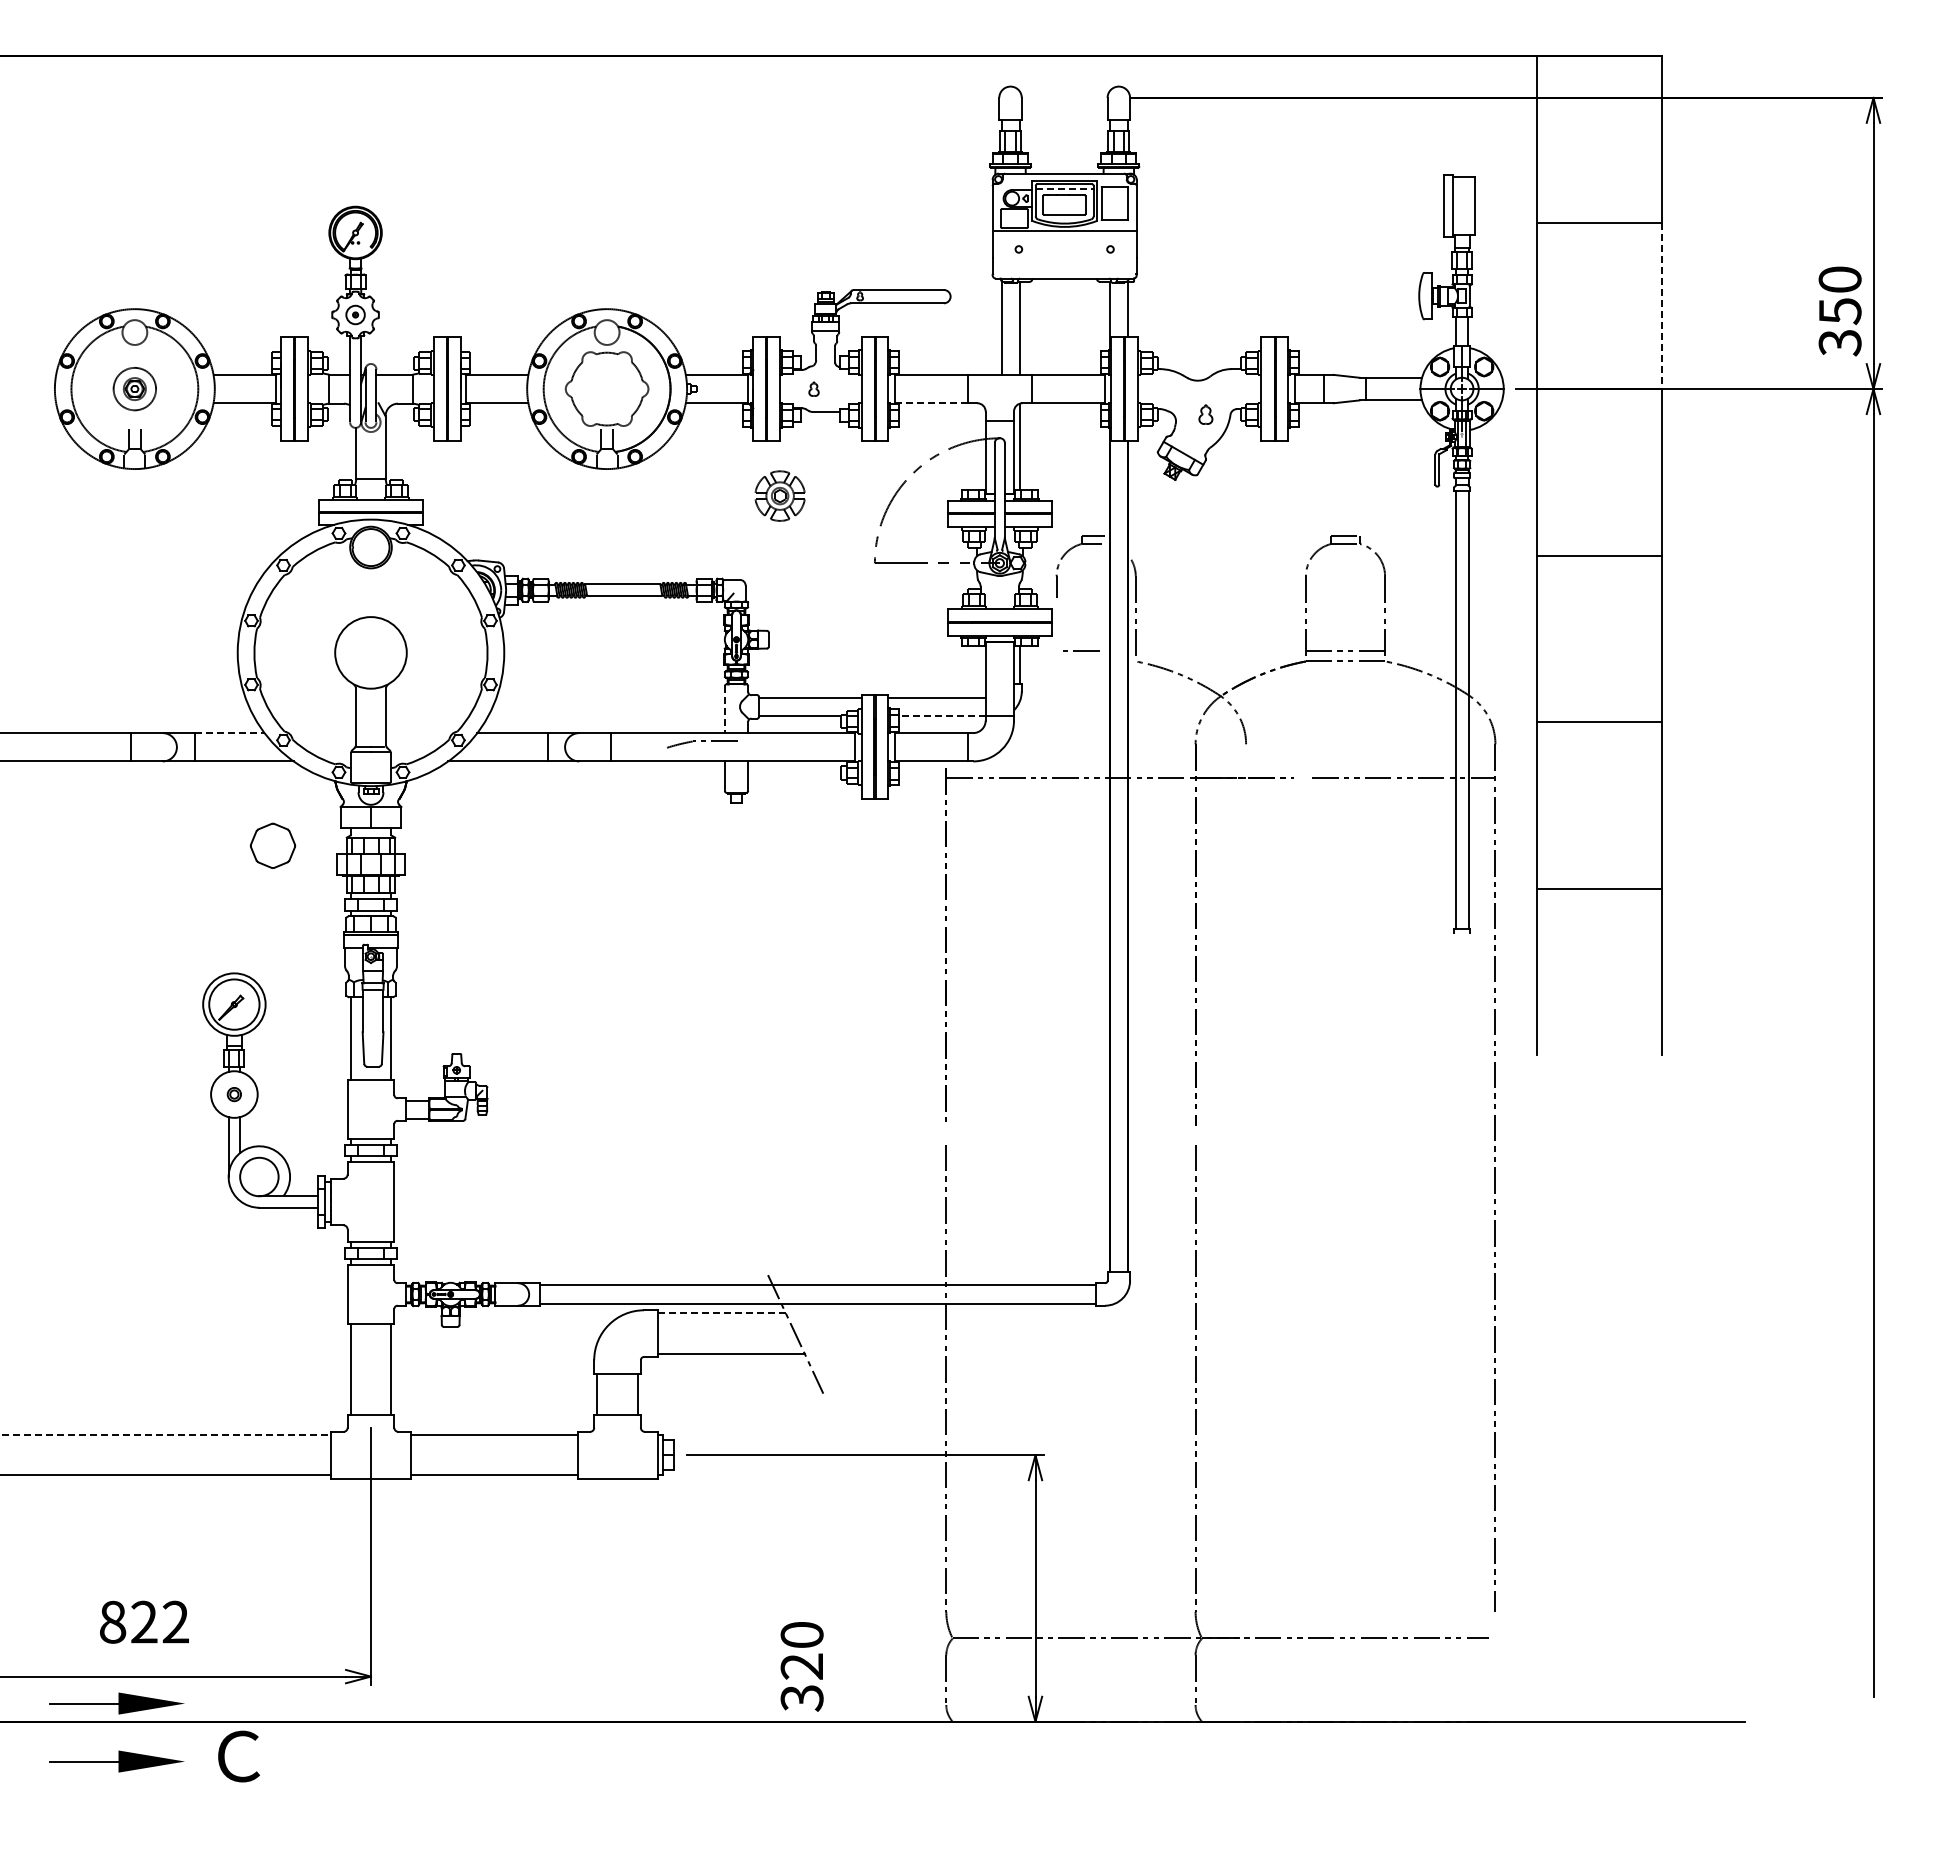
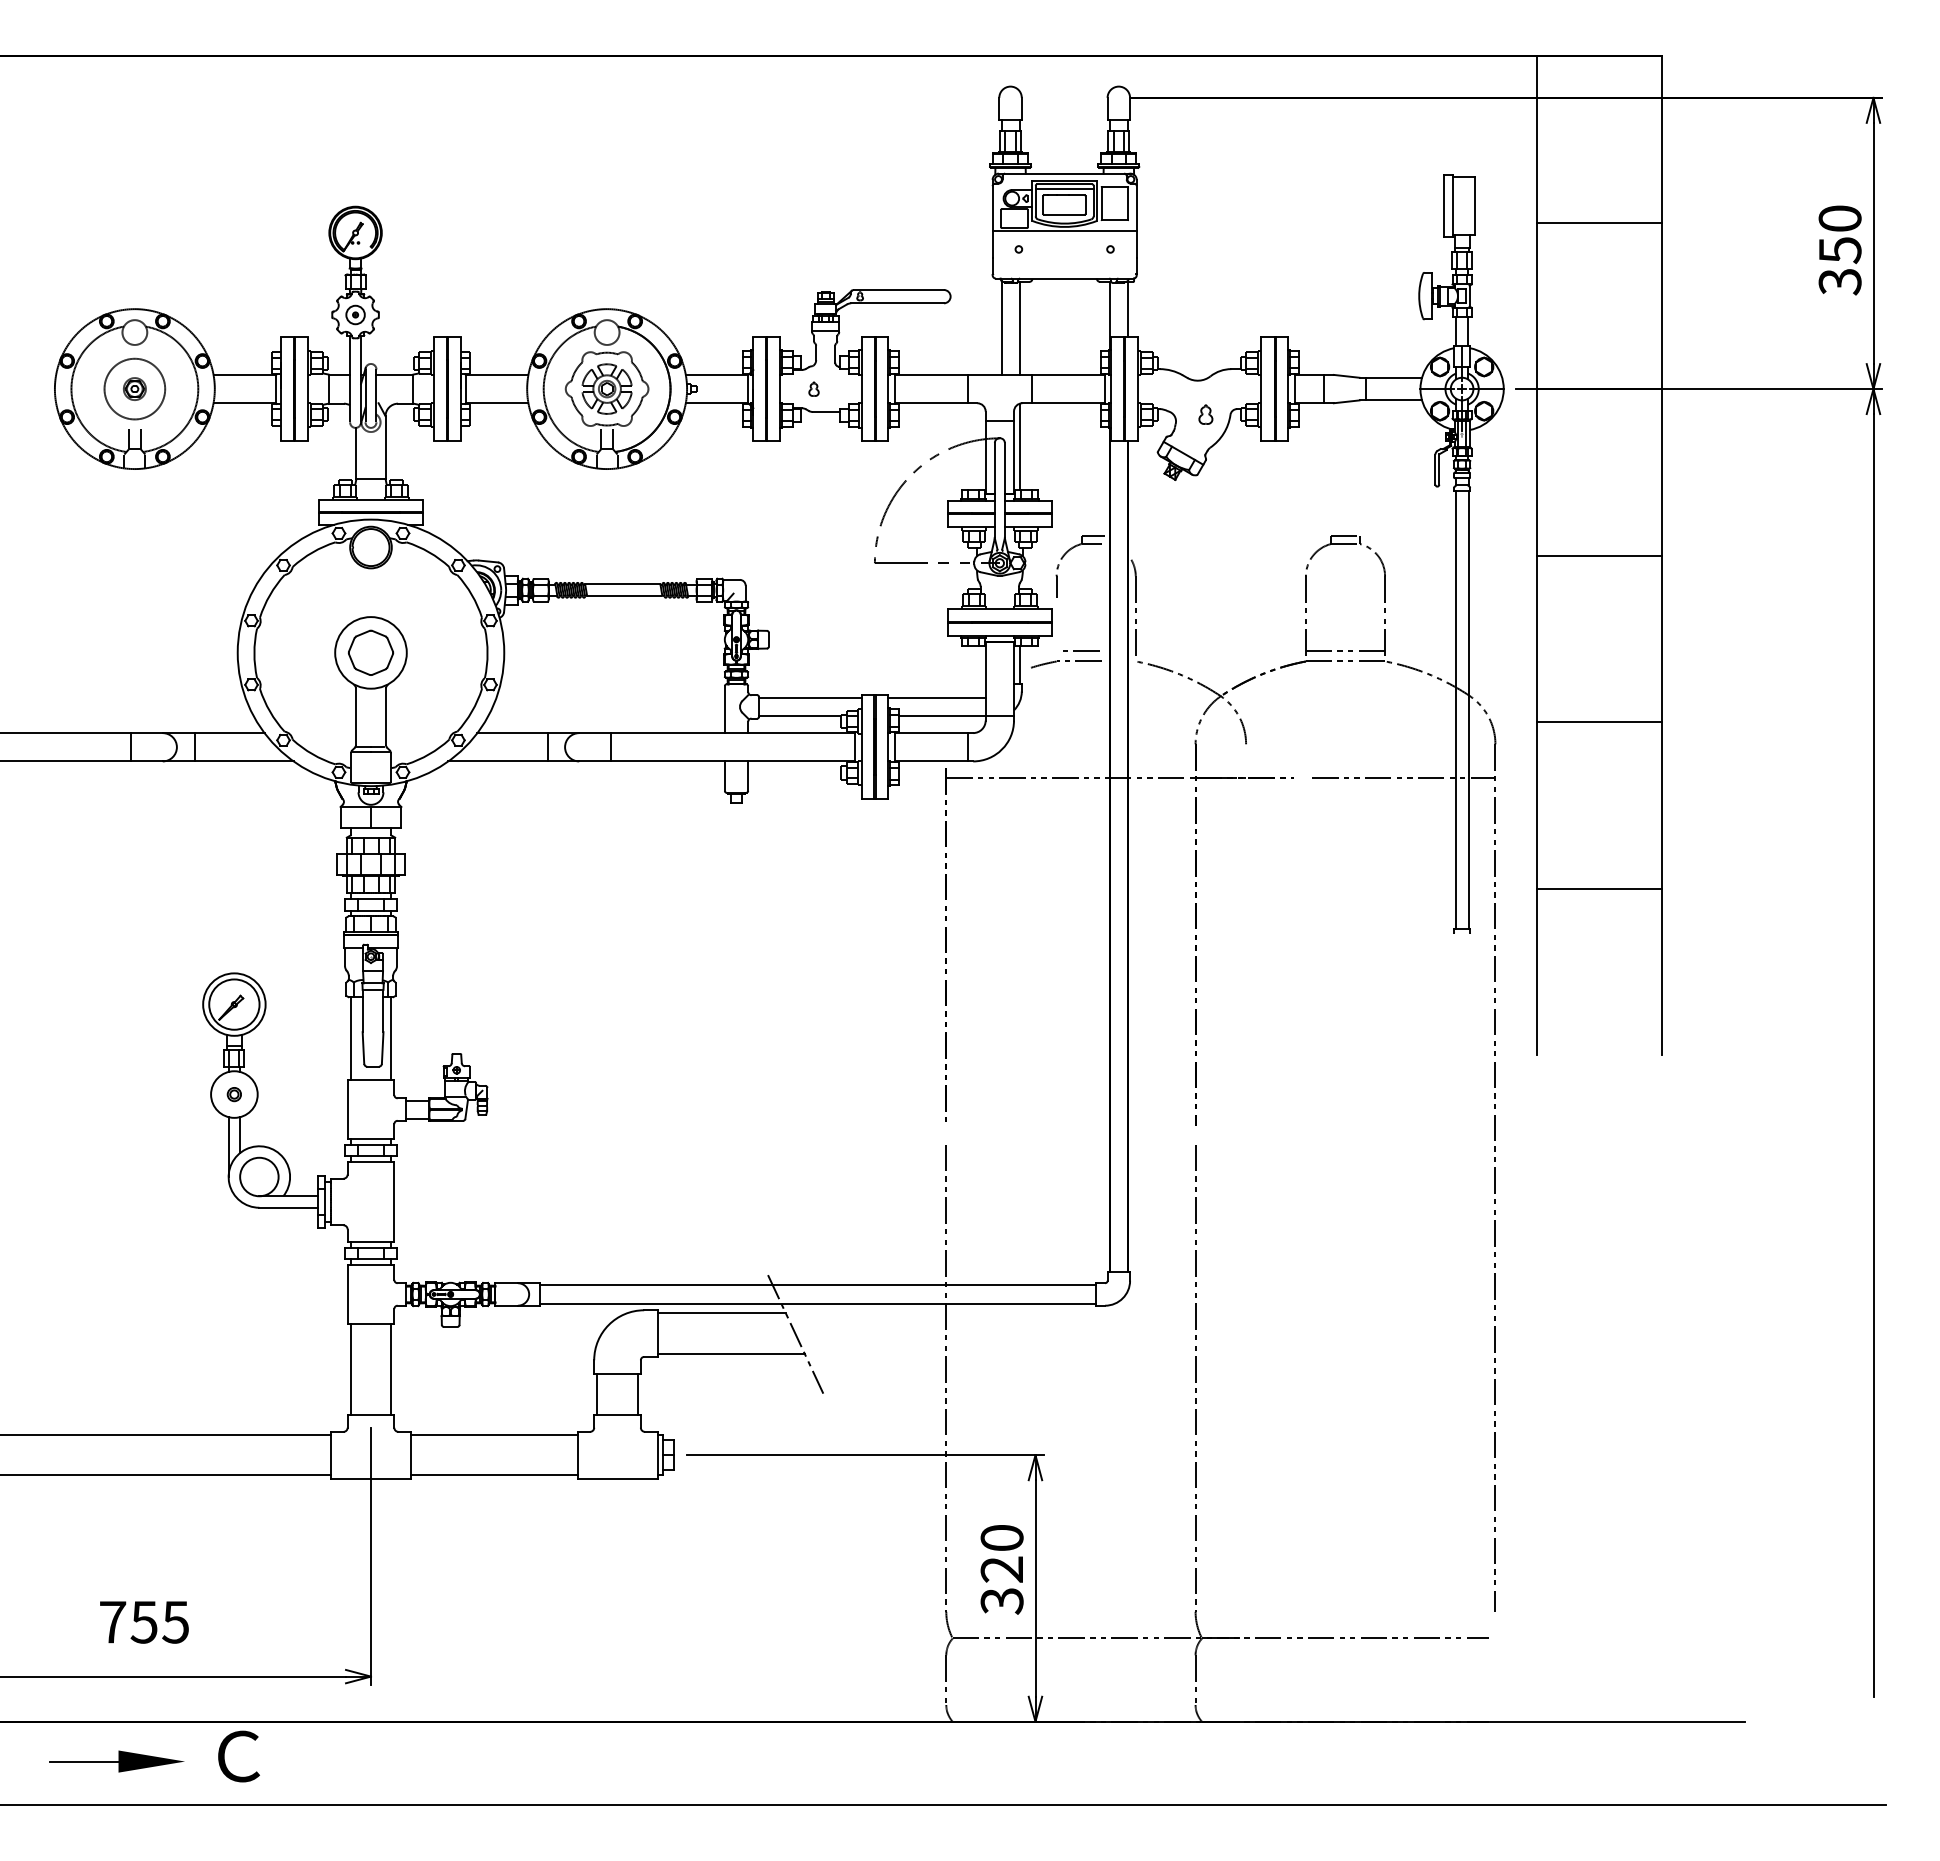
line: dashed -> solid (1064, 189)
line: dashed -> solid (1662, 306)
text position: (1839, 311) -> (1839, 250) (1839, 250)
circle diameter: 42 px -> 61 px (134, 388)
line: dashed -> solid (931, 403)
part position: (779, 495) -> (606, 388) (606, 388)
line: dashed -> solid (724, 709)
line: dashed -> solid (941, 715)
line: dashed -> solid (230, 733)
part position: (701, 744) -> (1065, 664) (1065, 664)
part position: (272, 845) -> (370, 652) (370, 652)
line: dashed -> solid (722, 1313)
line: dashed -> solid (166, 1434)
text: 822 -> 755 (144, 1621)
text position: (801, 1666) -> (1001, 1569) (1001, 1569)
part: present -> none (116, 1703)
line: none -> present (943, 1805)
